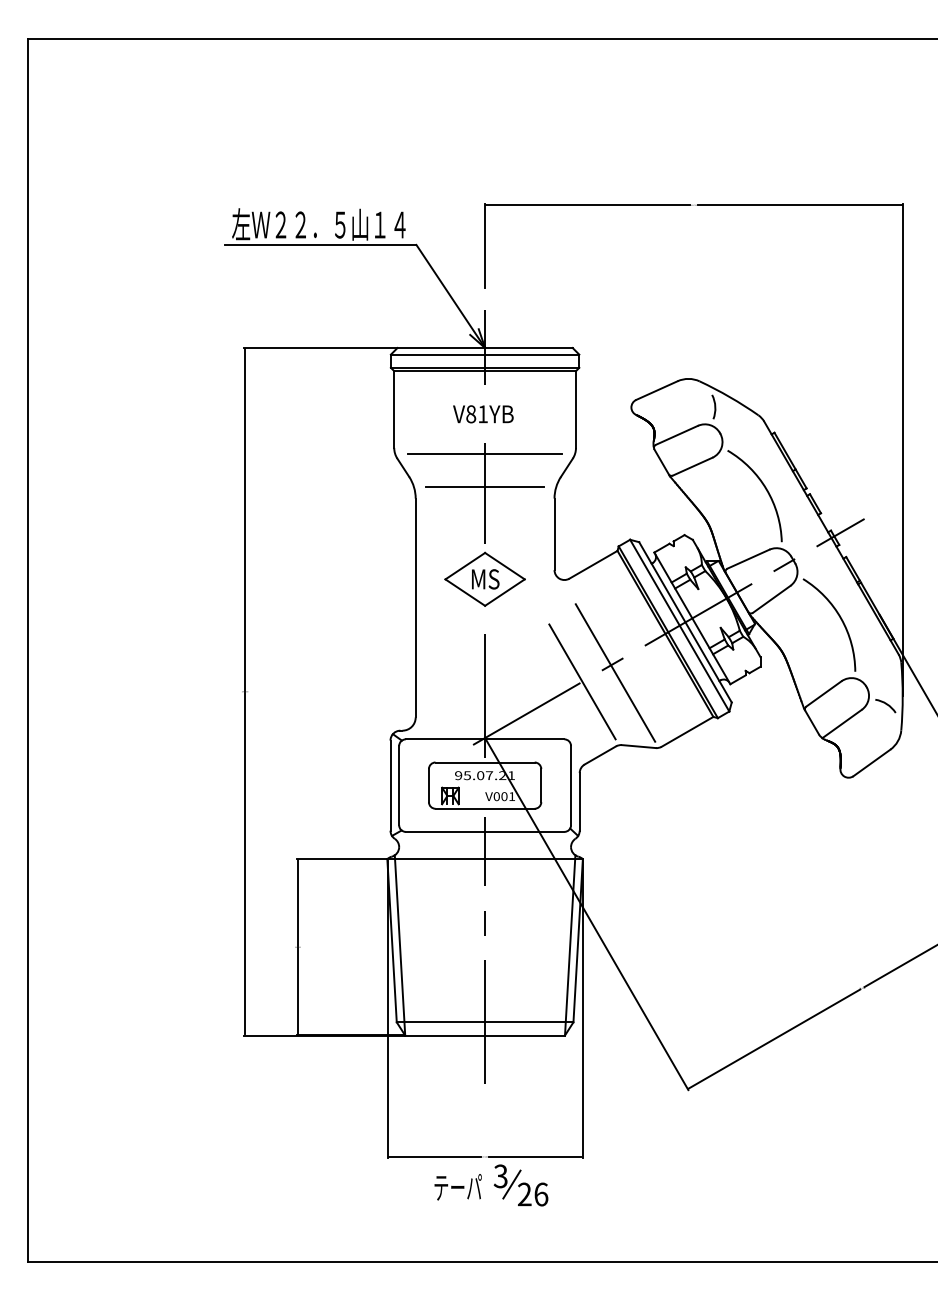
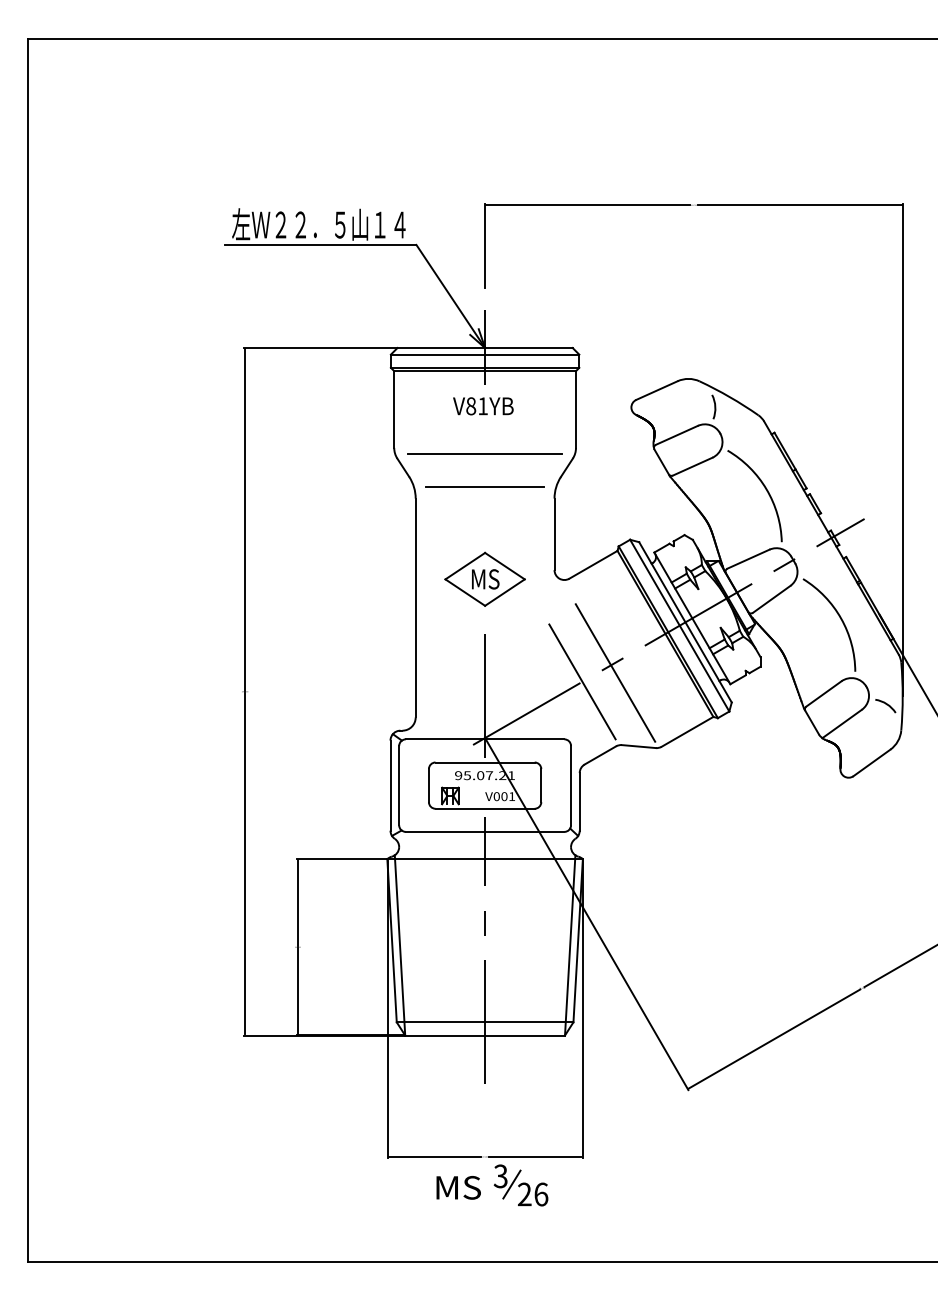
text position: (483, 414) -> (483, 406) (483, 406)
line: present -> none (485, 493)
text: テーパ -> MS (457, 1187)
